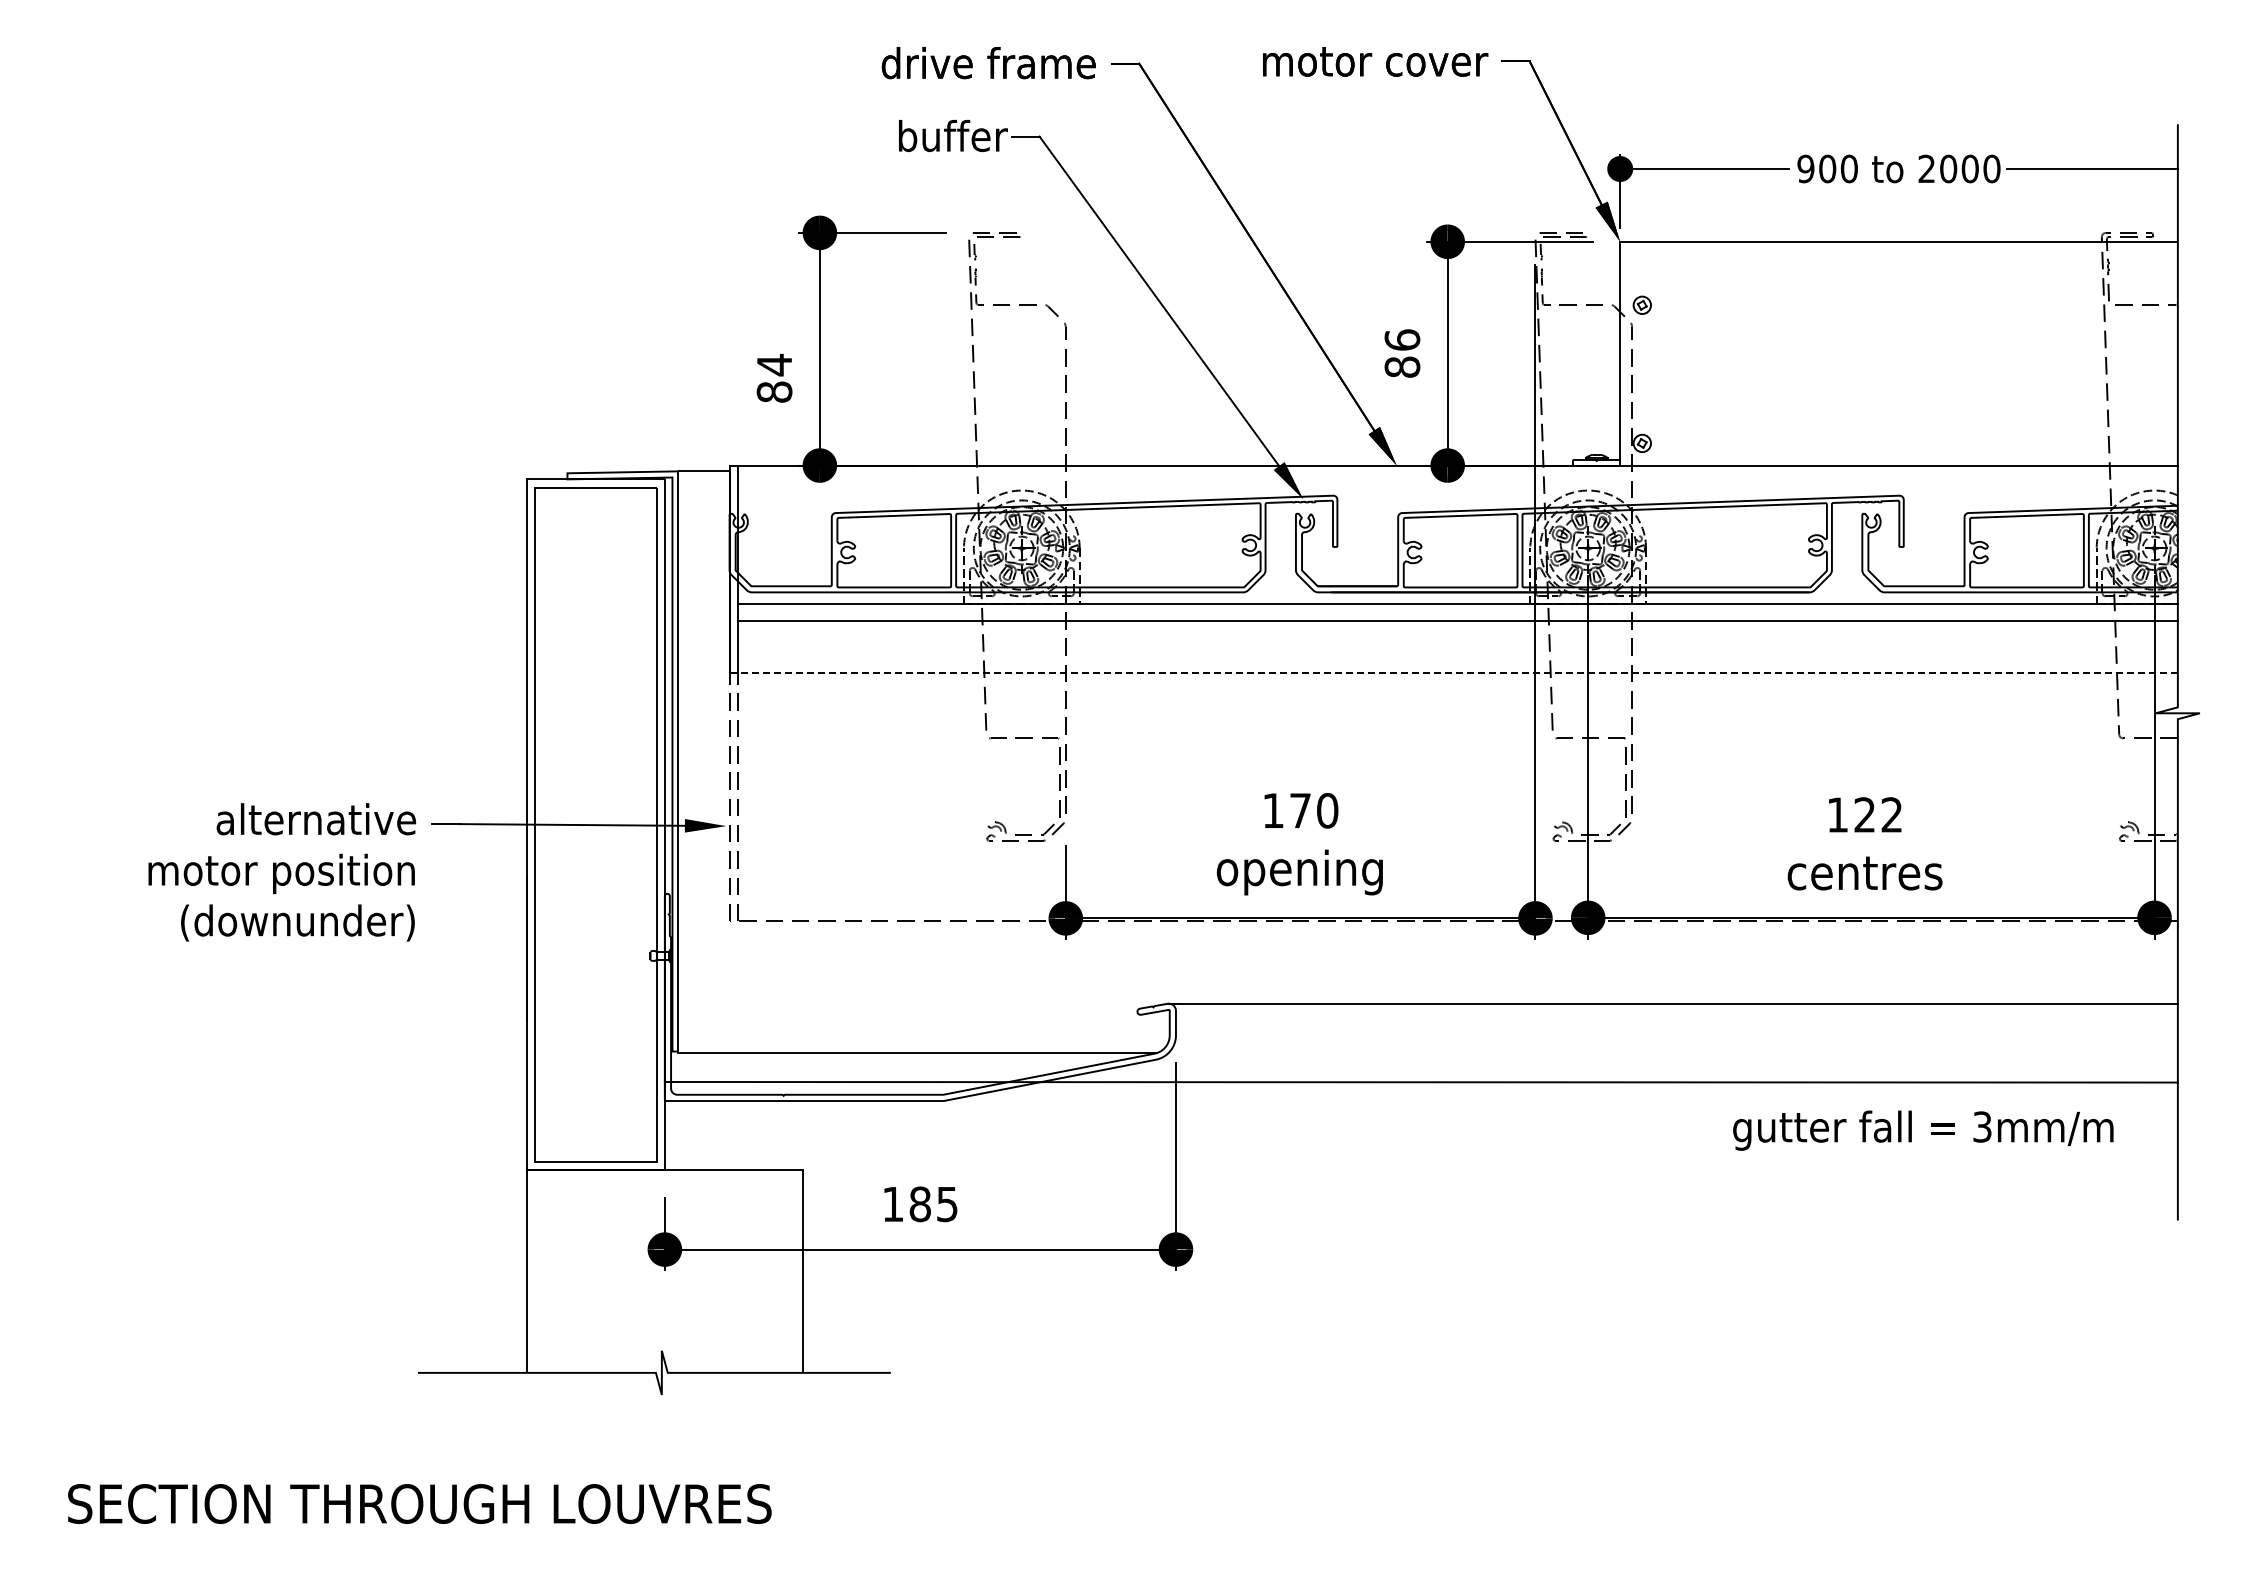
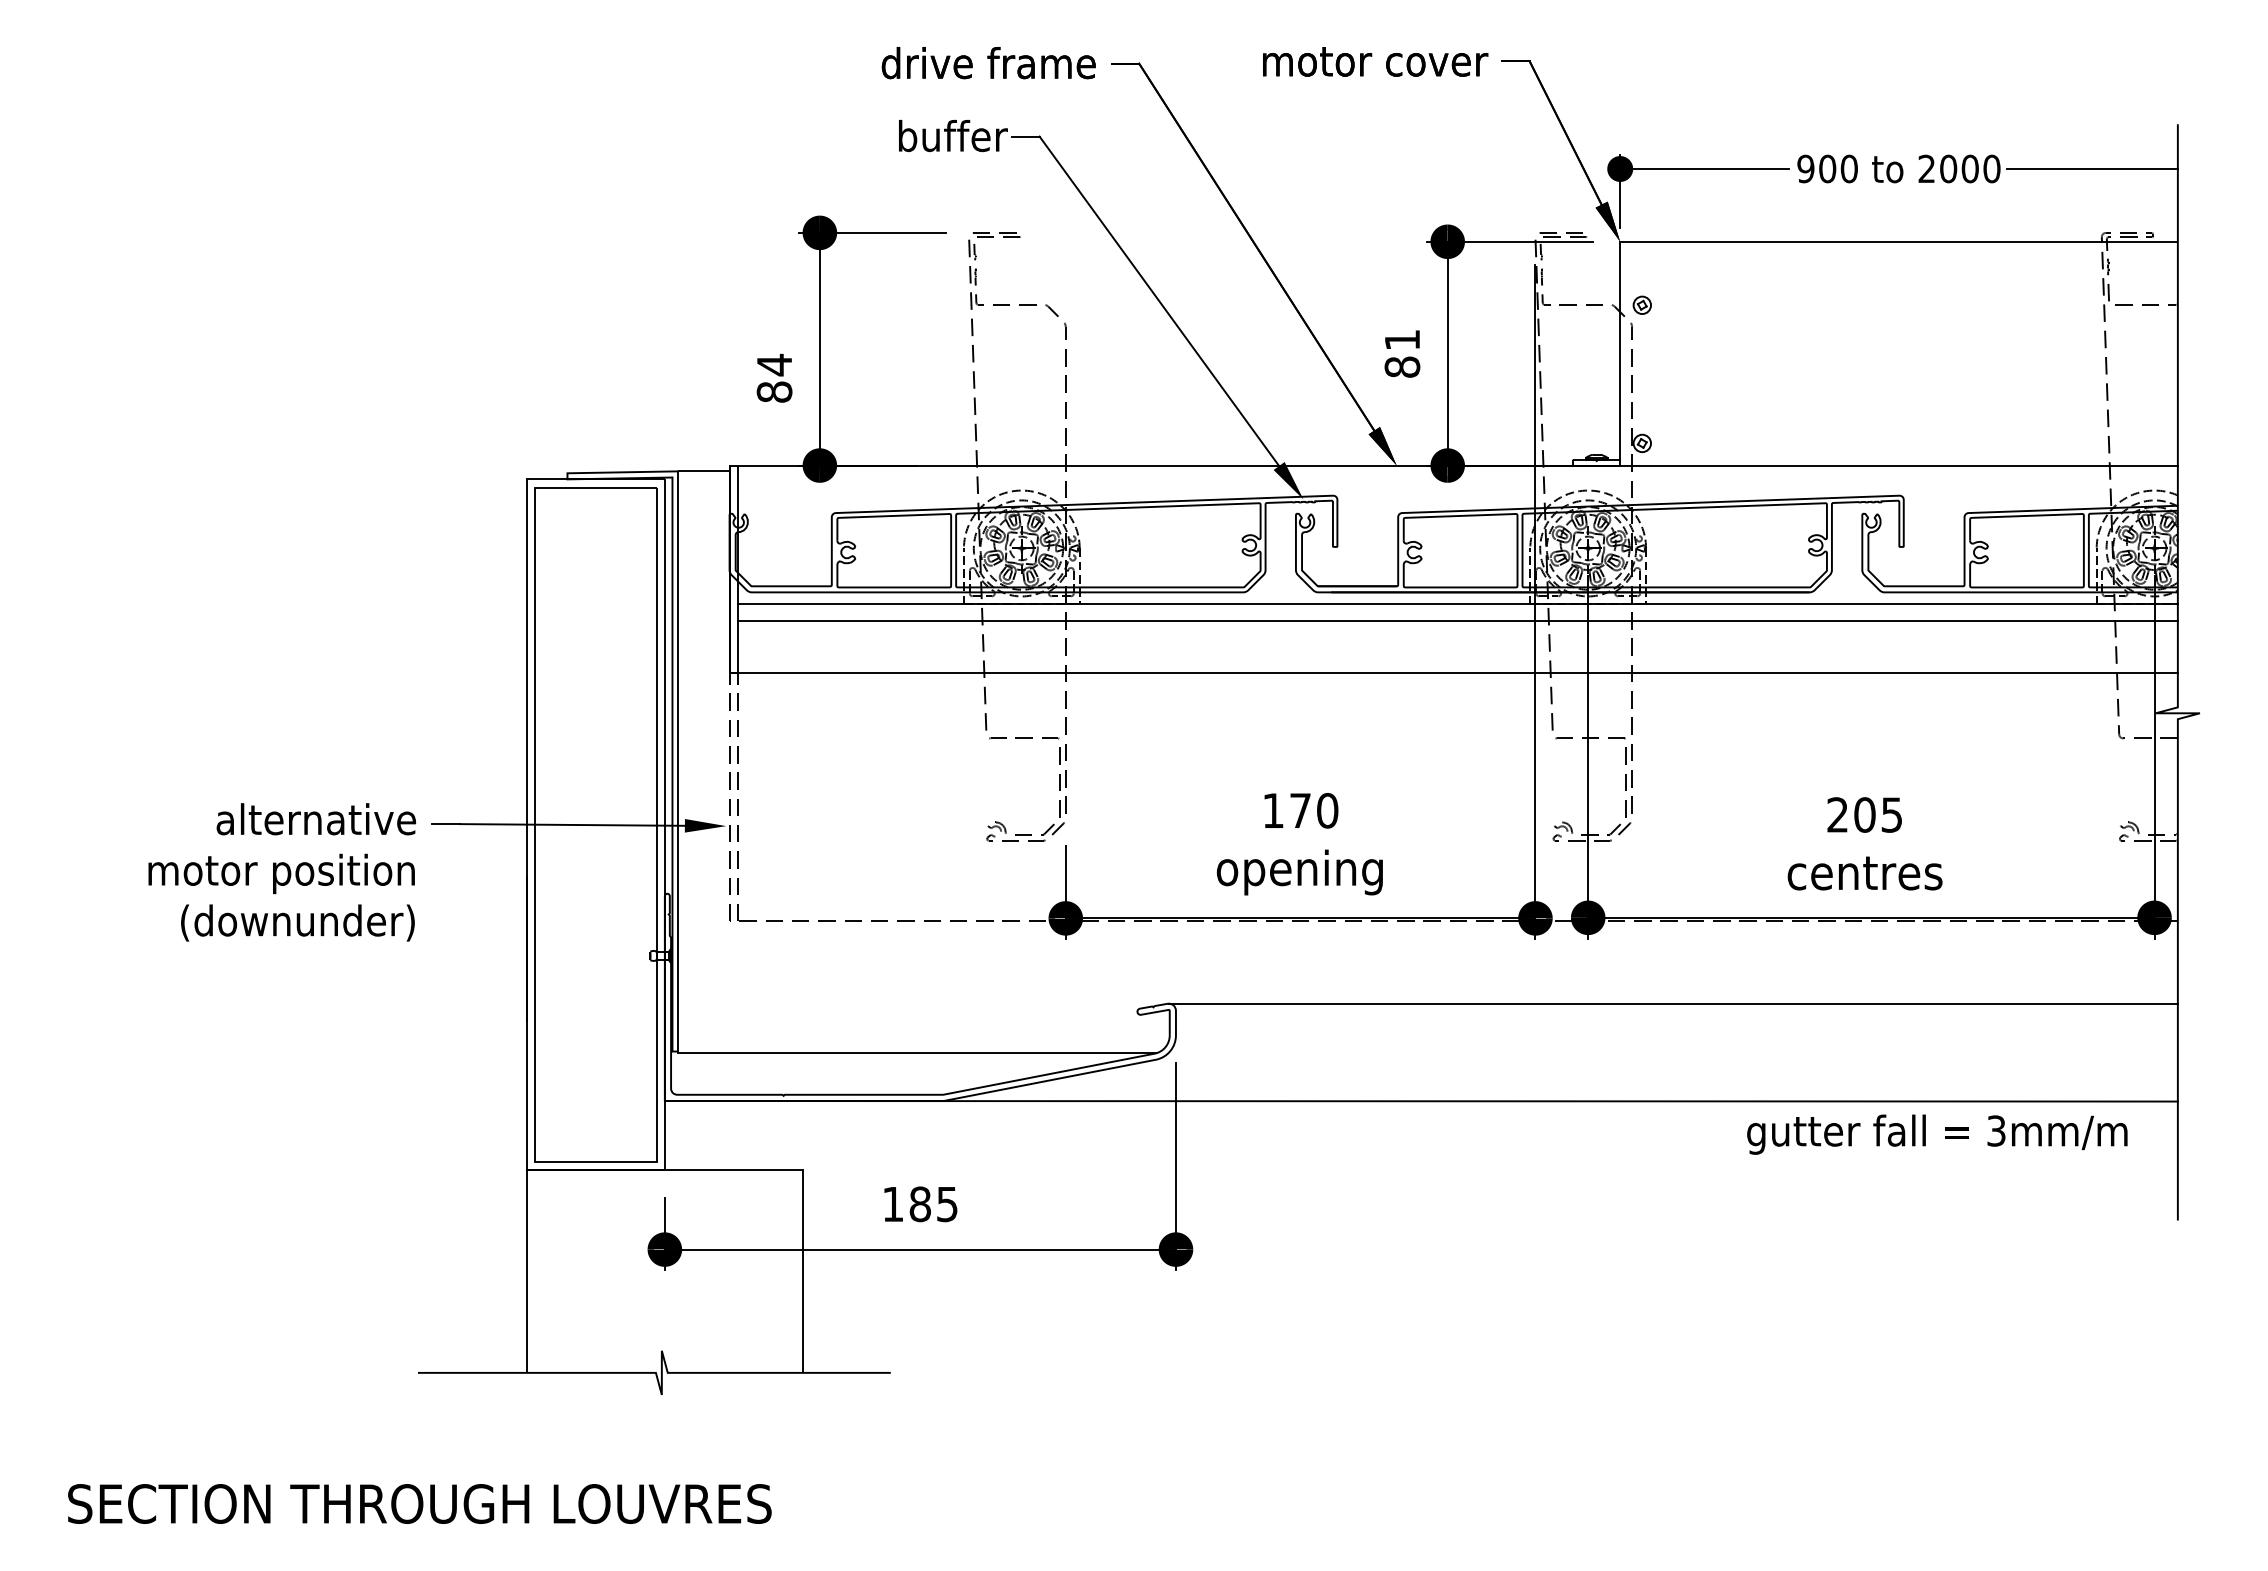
text: 86 -> 81 (1402, 339)
line: dashed -> solid (1453, 672)
text: 122 -> 205 (1864, 814)
line position: (1420, 1082) -> (1420, 1101) (1420, 1101)
text position: (1923, 1130) -> (1937, 1134) (1937, 1134)
